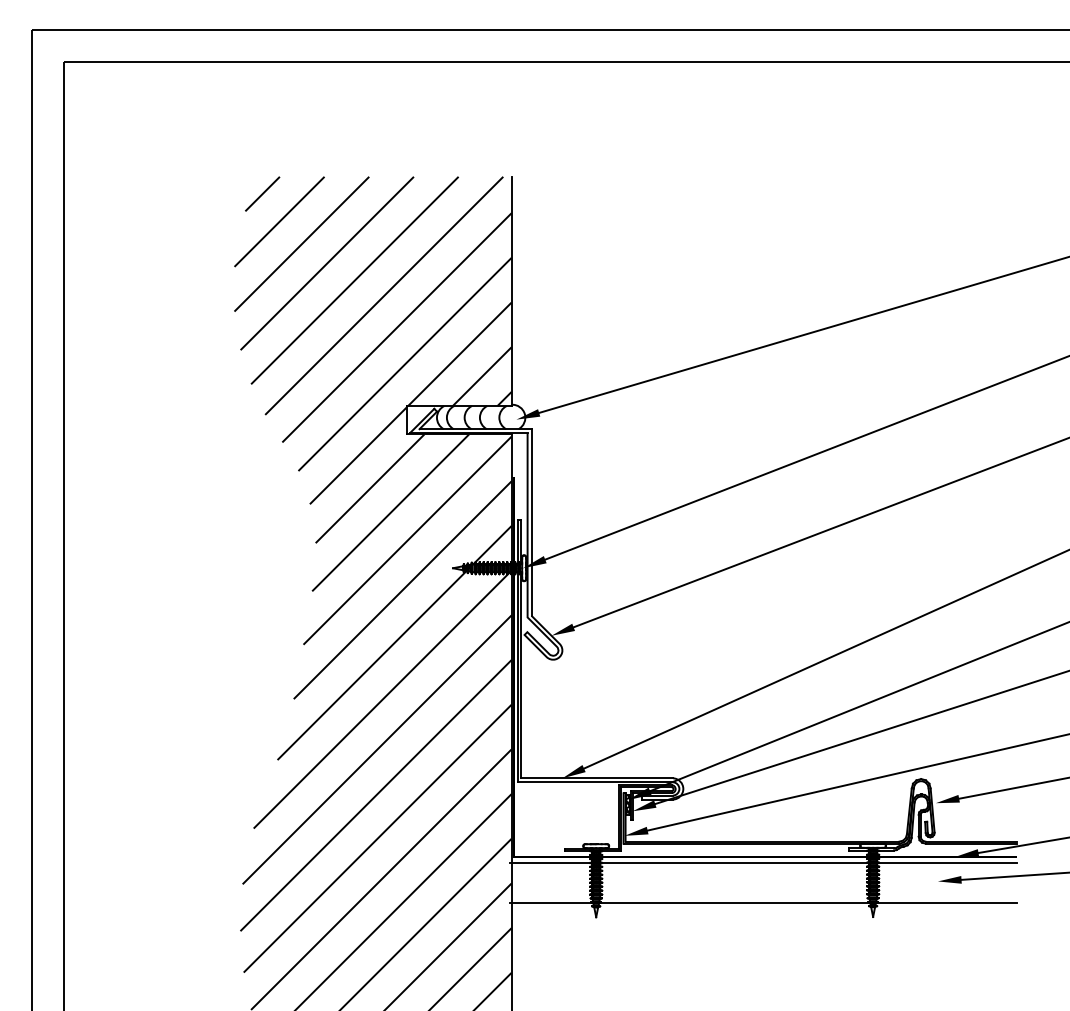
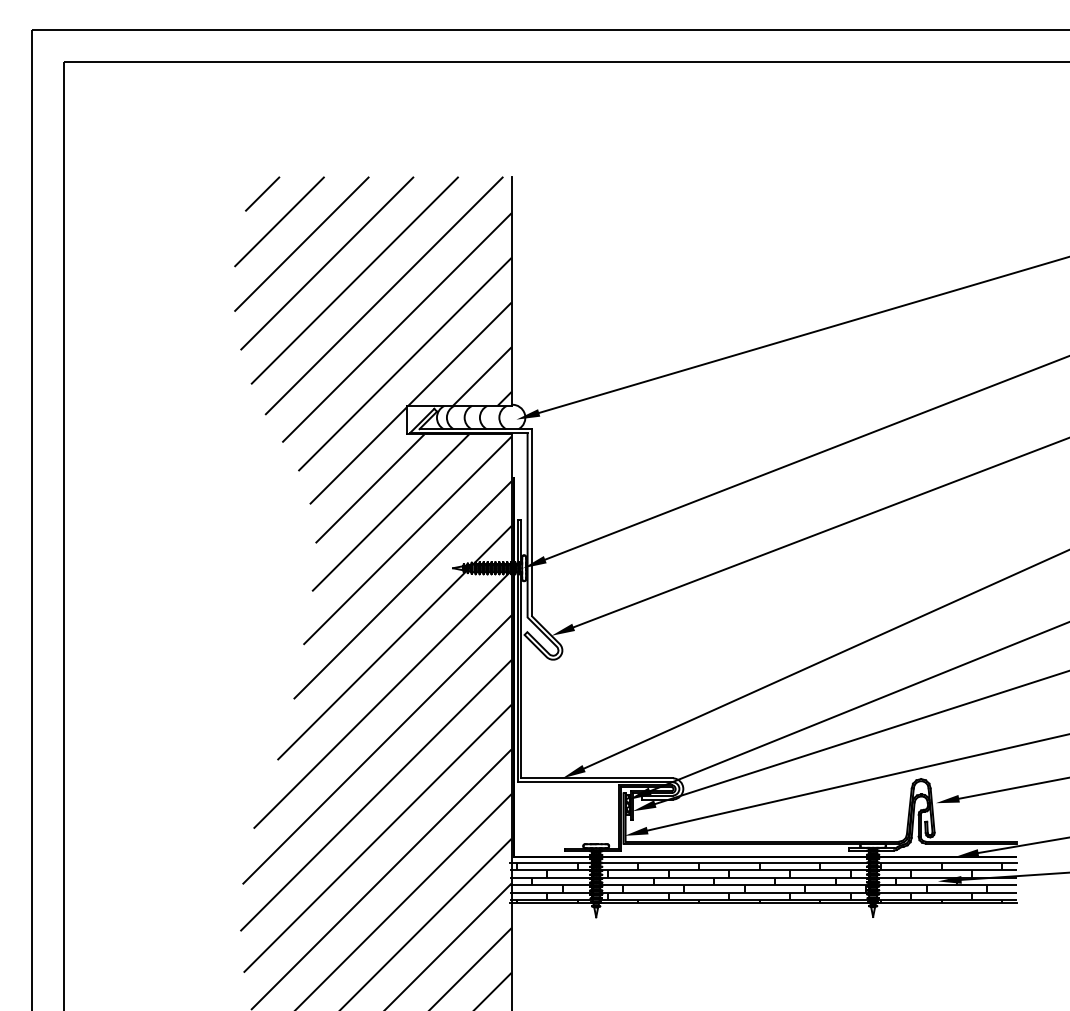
hatch: none -> present (551, 882)
hatch: none -> present (807, 882)
